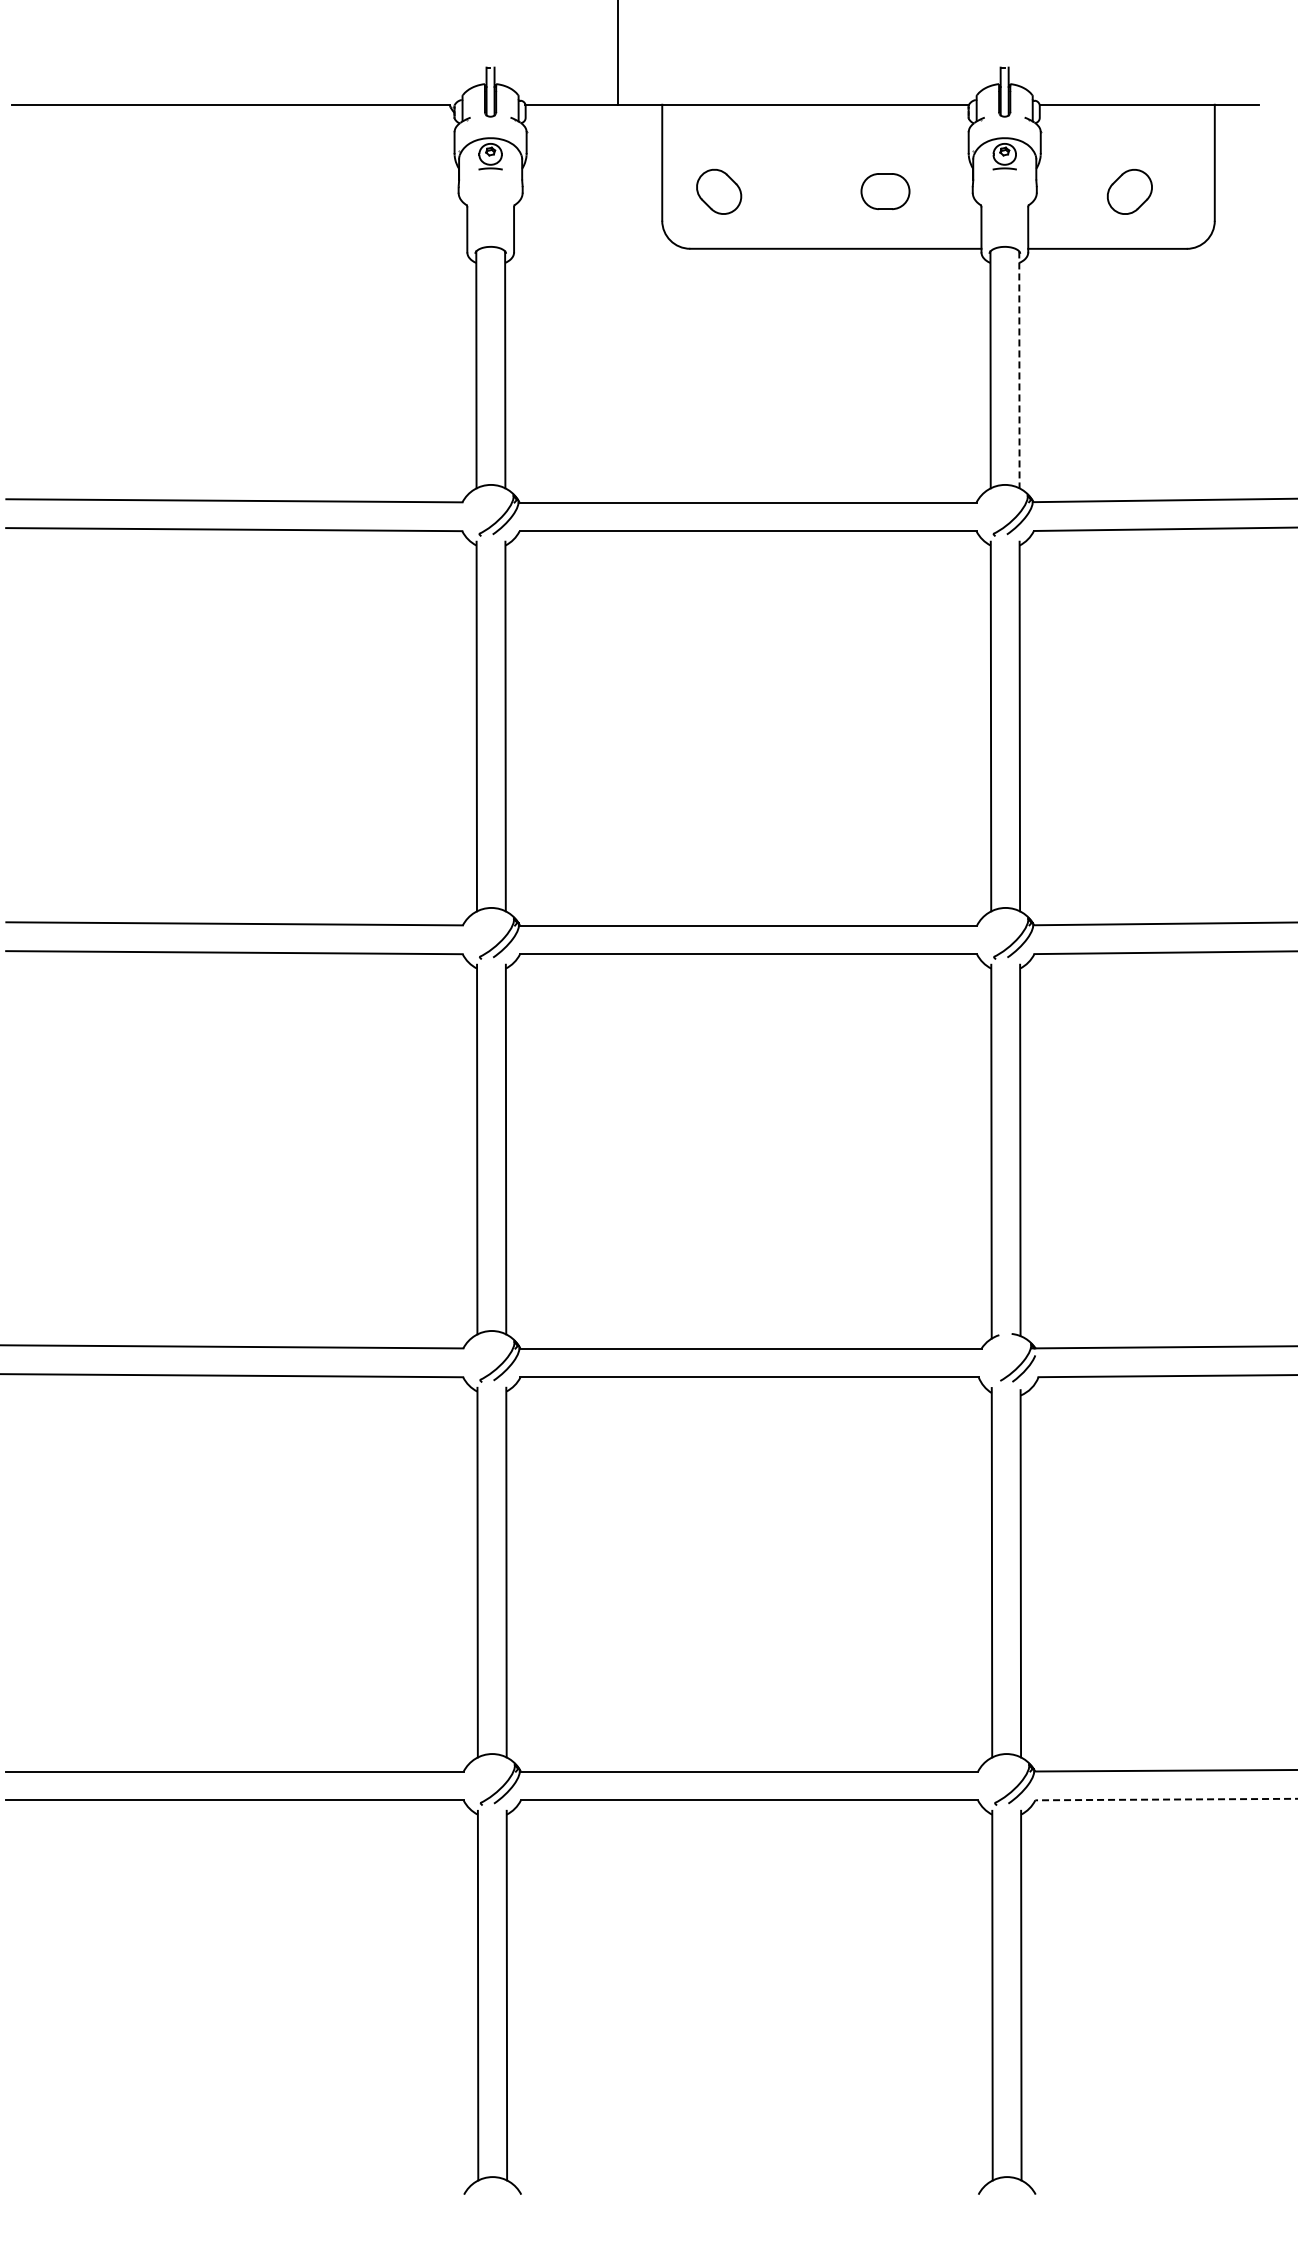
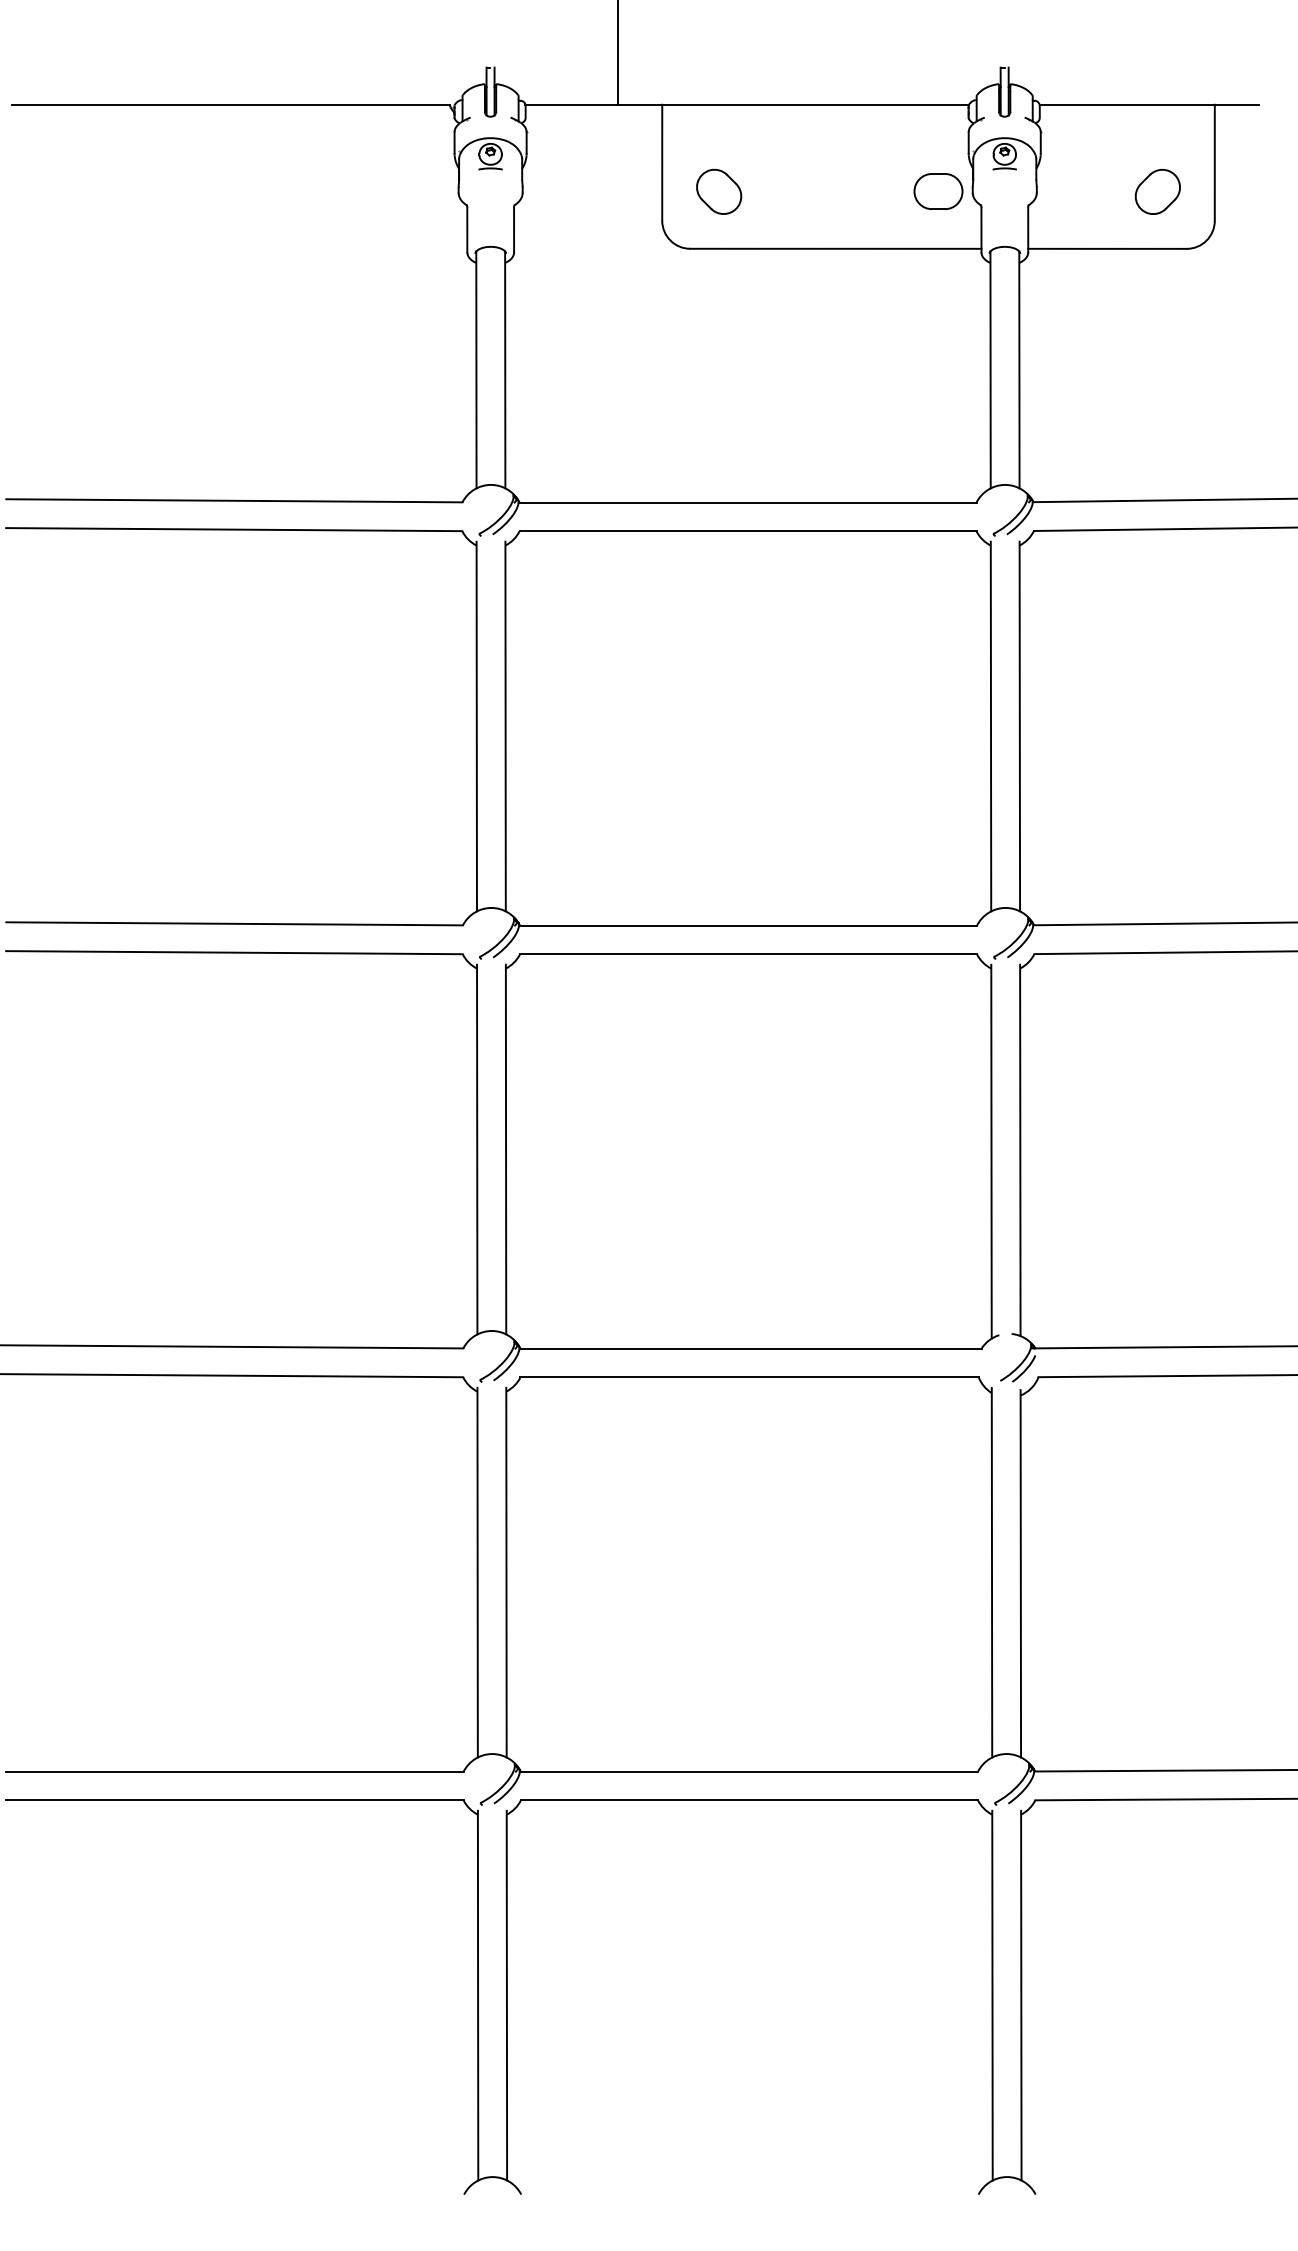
part position: (885, 191) -> (938, 191) (938, 191)
part position: (1129, 191) -> (1157, 191) (1157, 191)
line: dashed -> solid (1019, 370)
line: dashed -> solid (1166, 1799)
